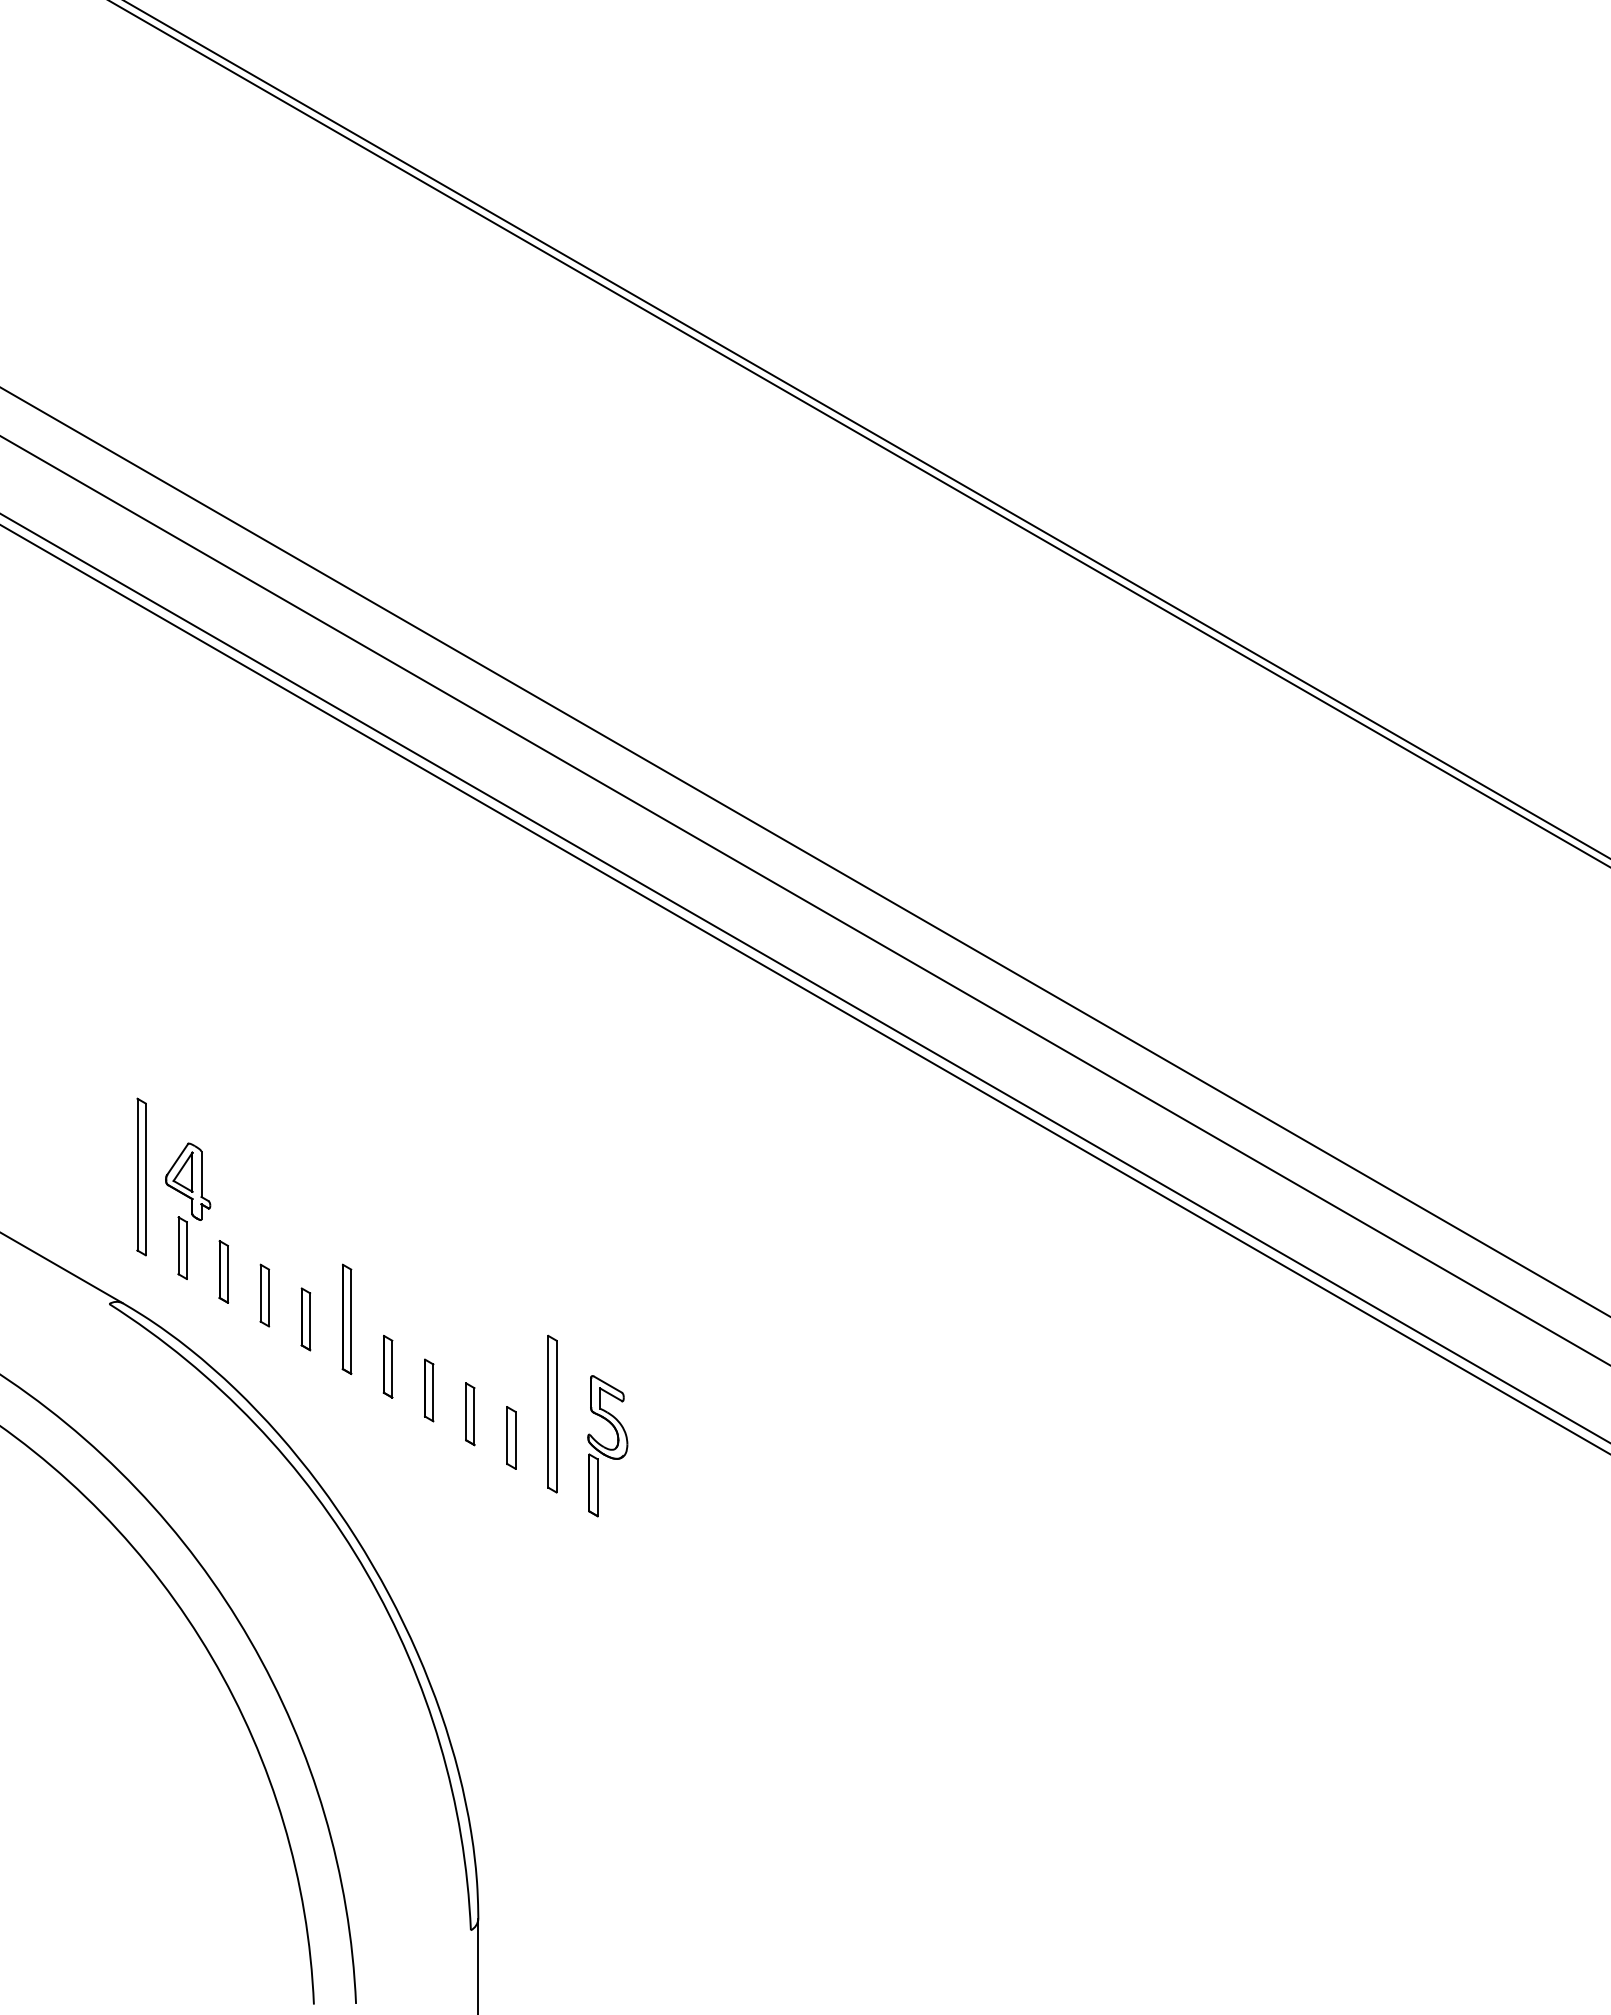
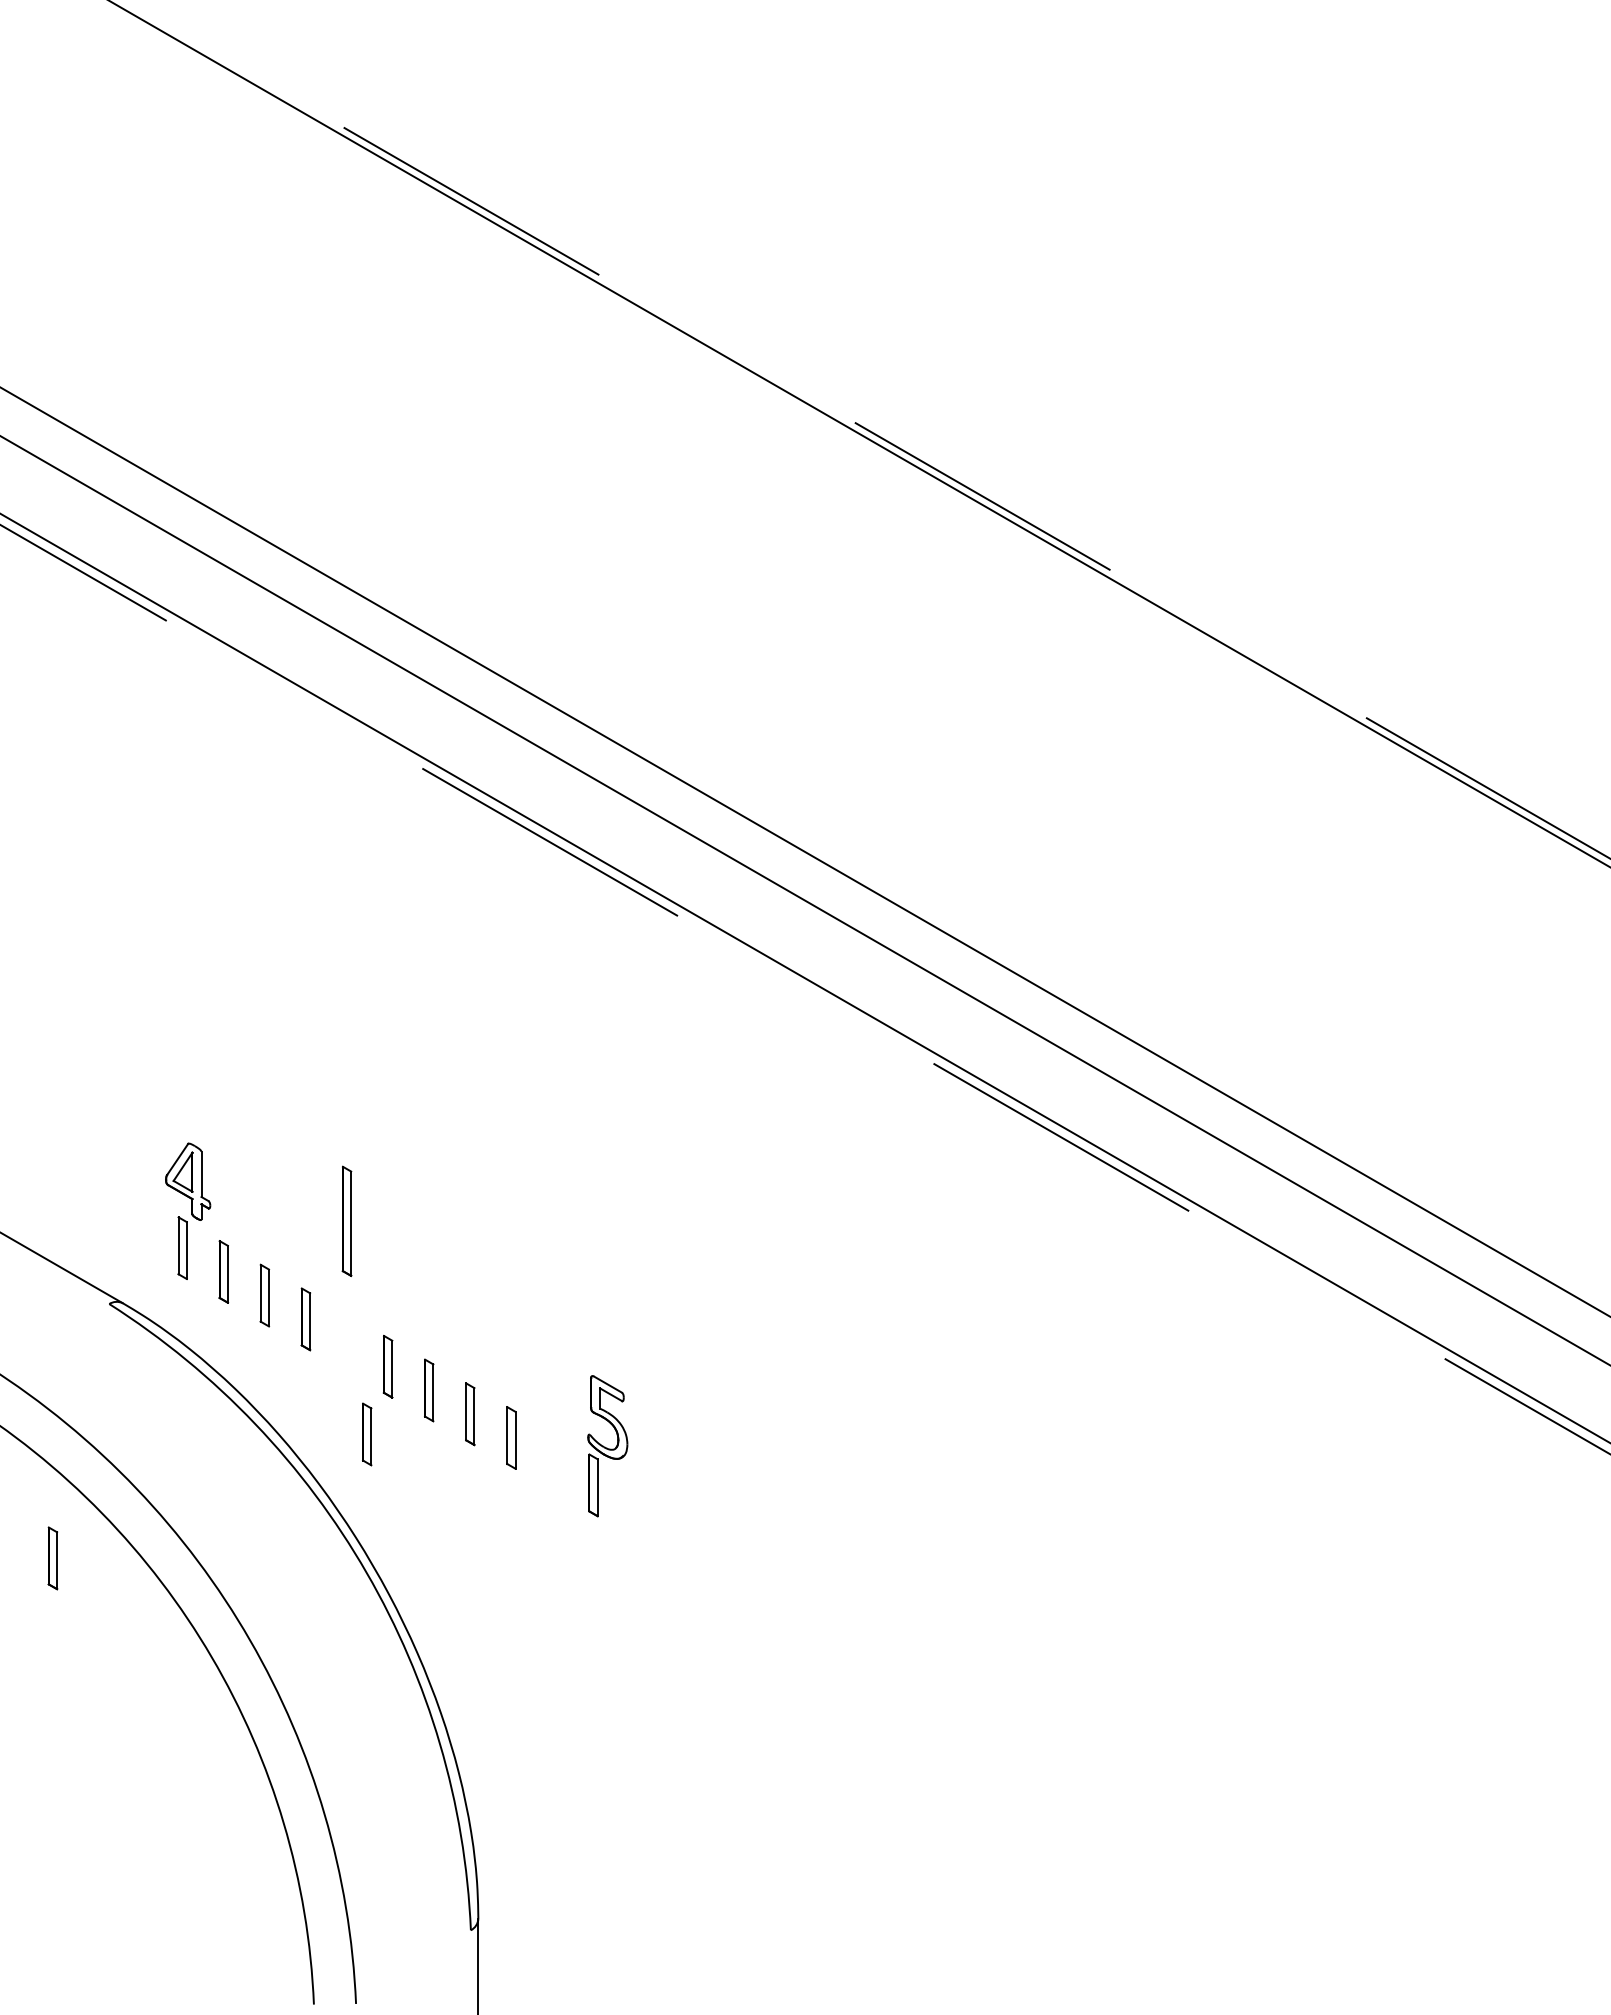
line: solid -> dashed (866, 429)
line: solid -> dashed (805, 989)
part: present -> none (141, 1176)
part position: (346, 1318) -> (346, 1220) (346, 1220)
part: present -> none (552, 1413)
part: none -> present (367, 1434)
part: none -> present (52, 1558)
